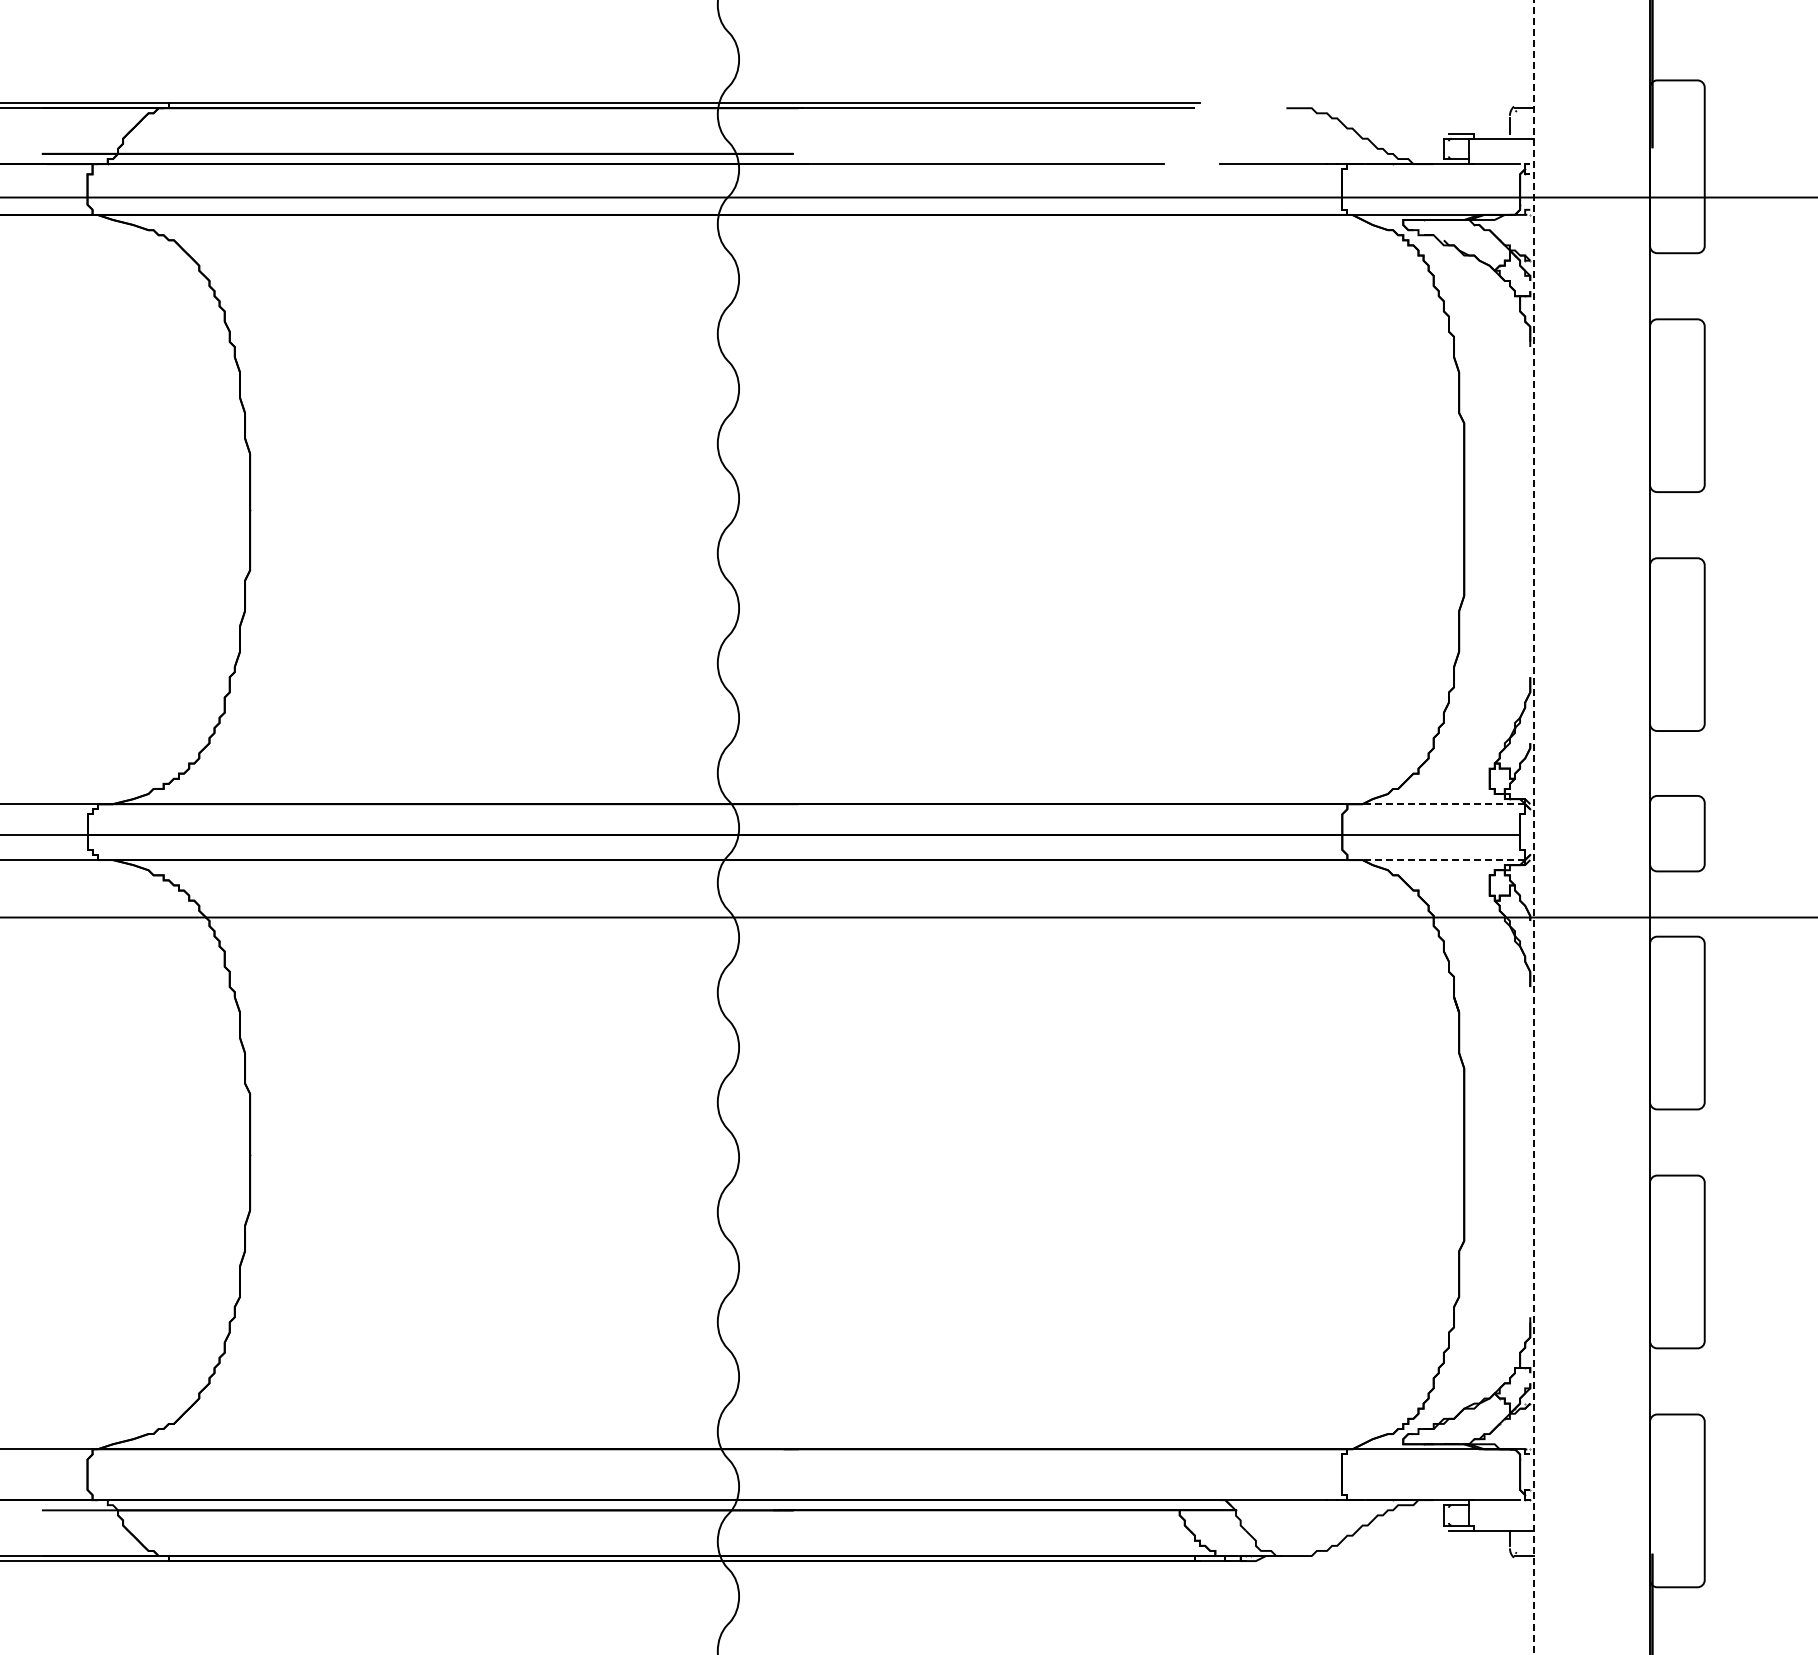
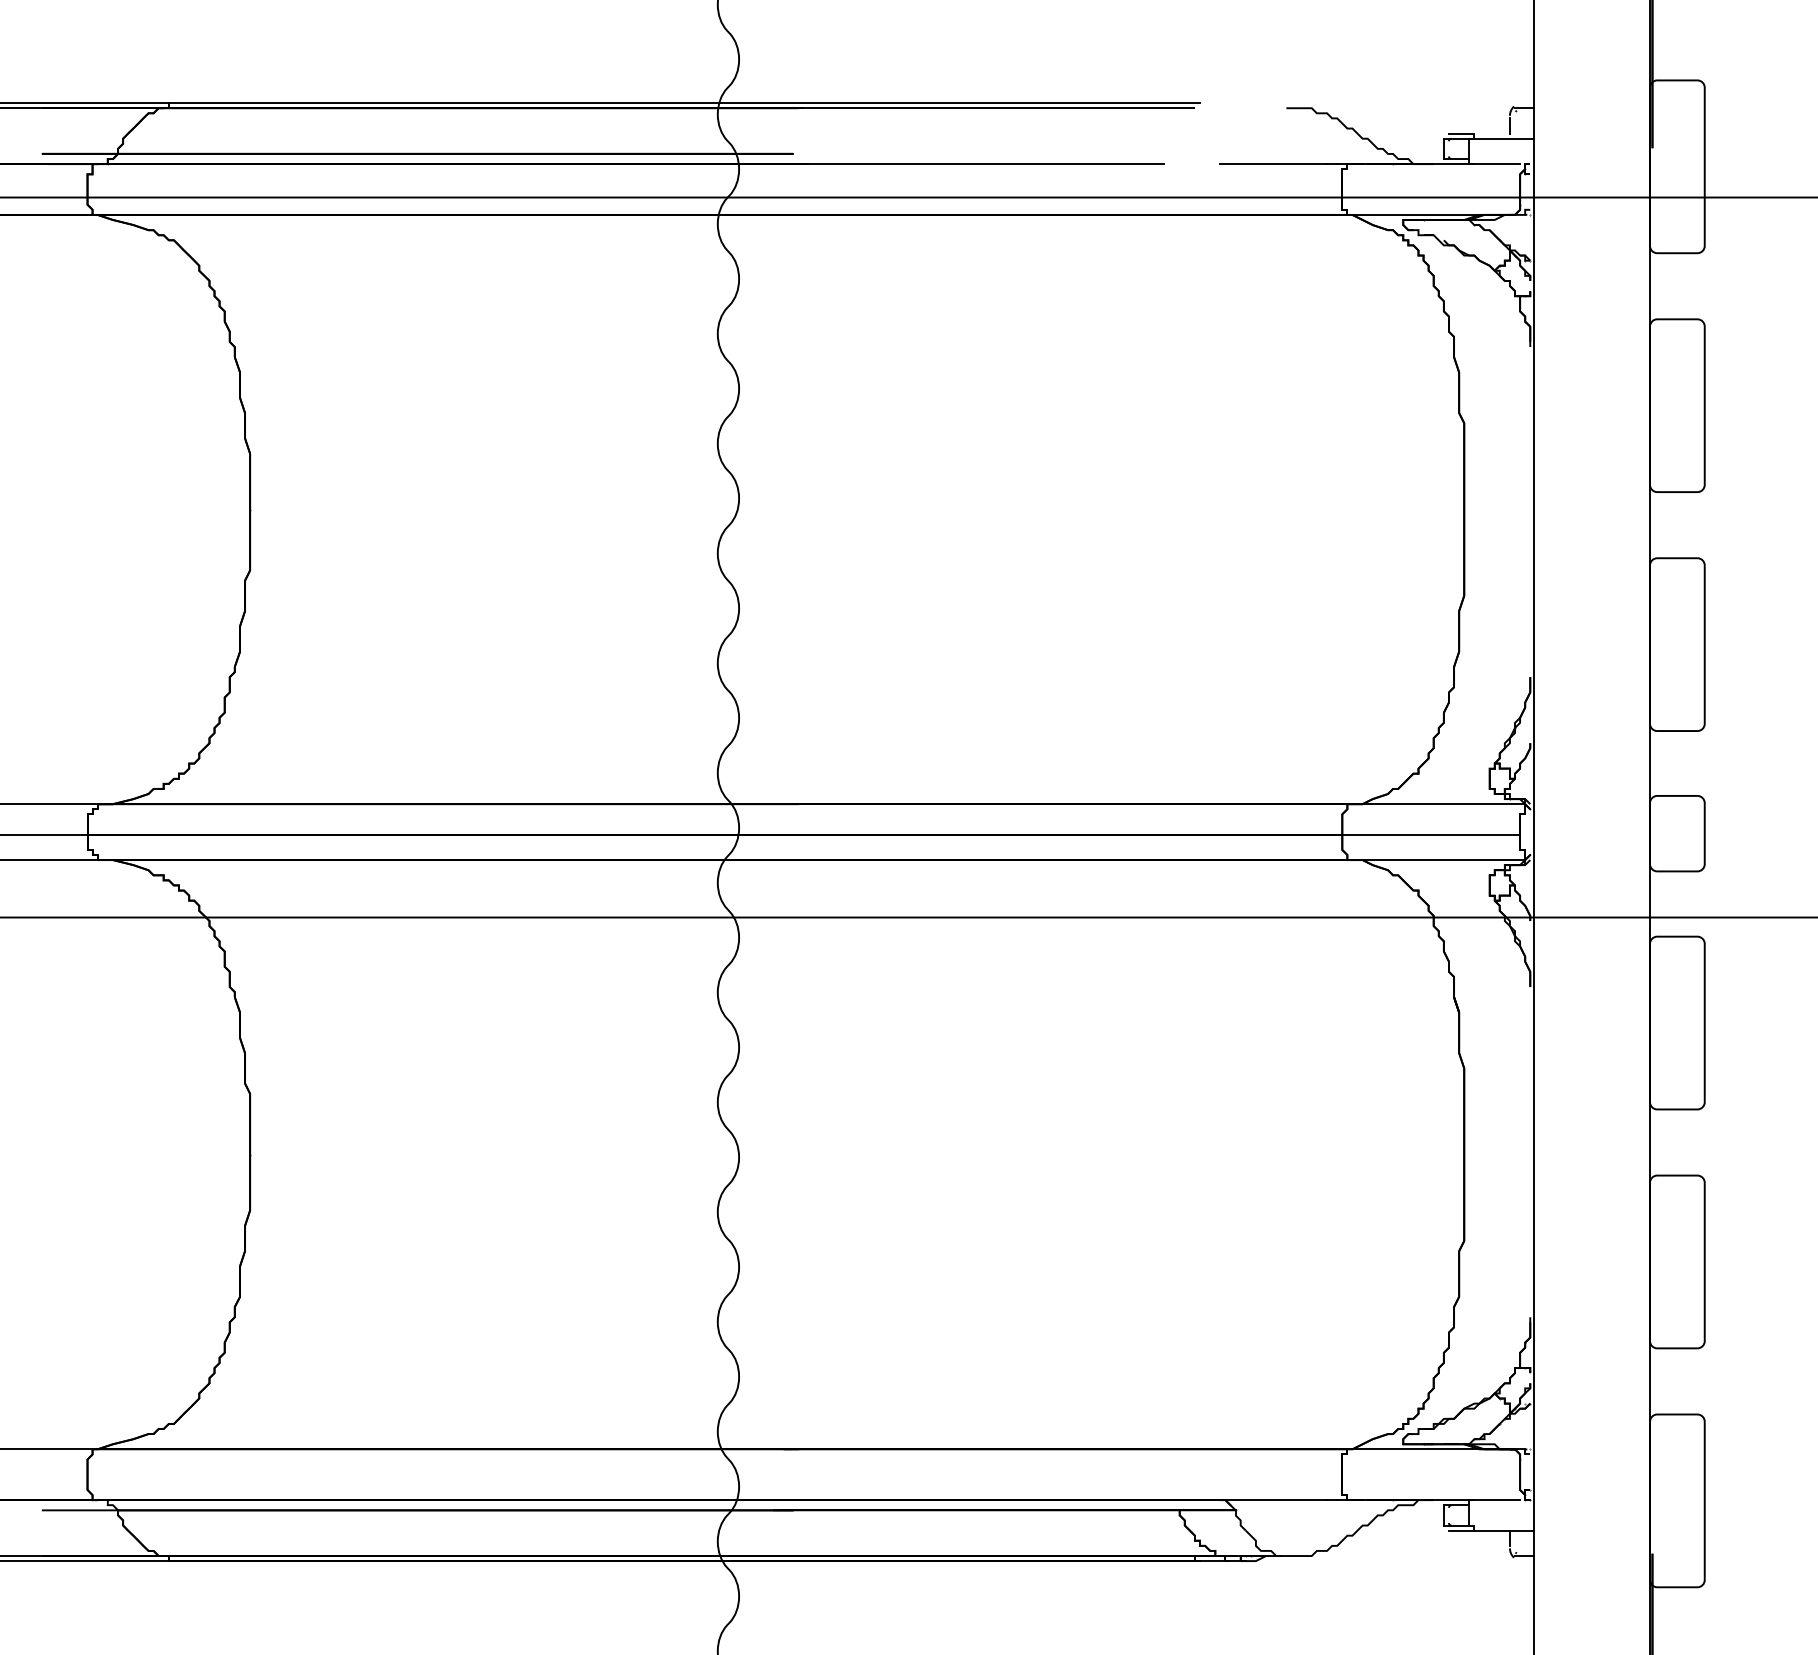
line: dashed -> solid (1438, 804)
line: dashed -> solid (1533, 827)
line: dashed -> solid (1438, 860)
